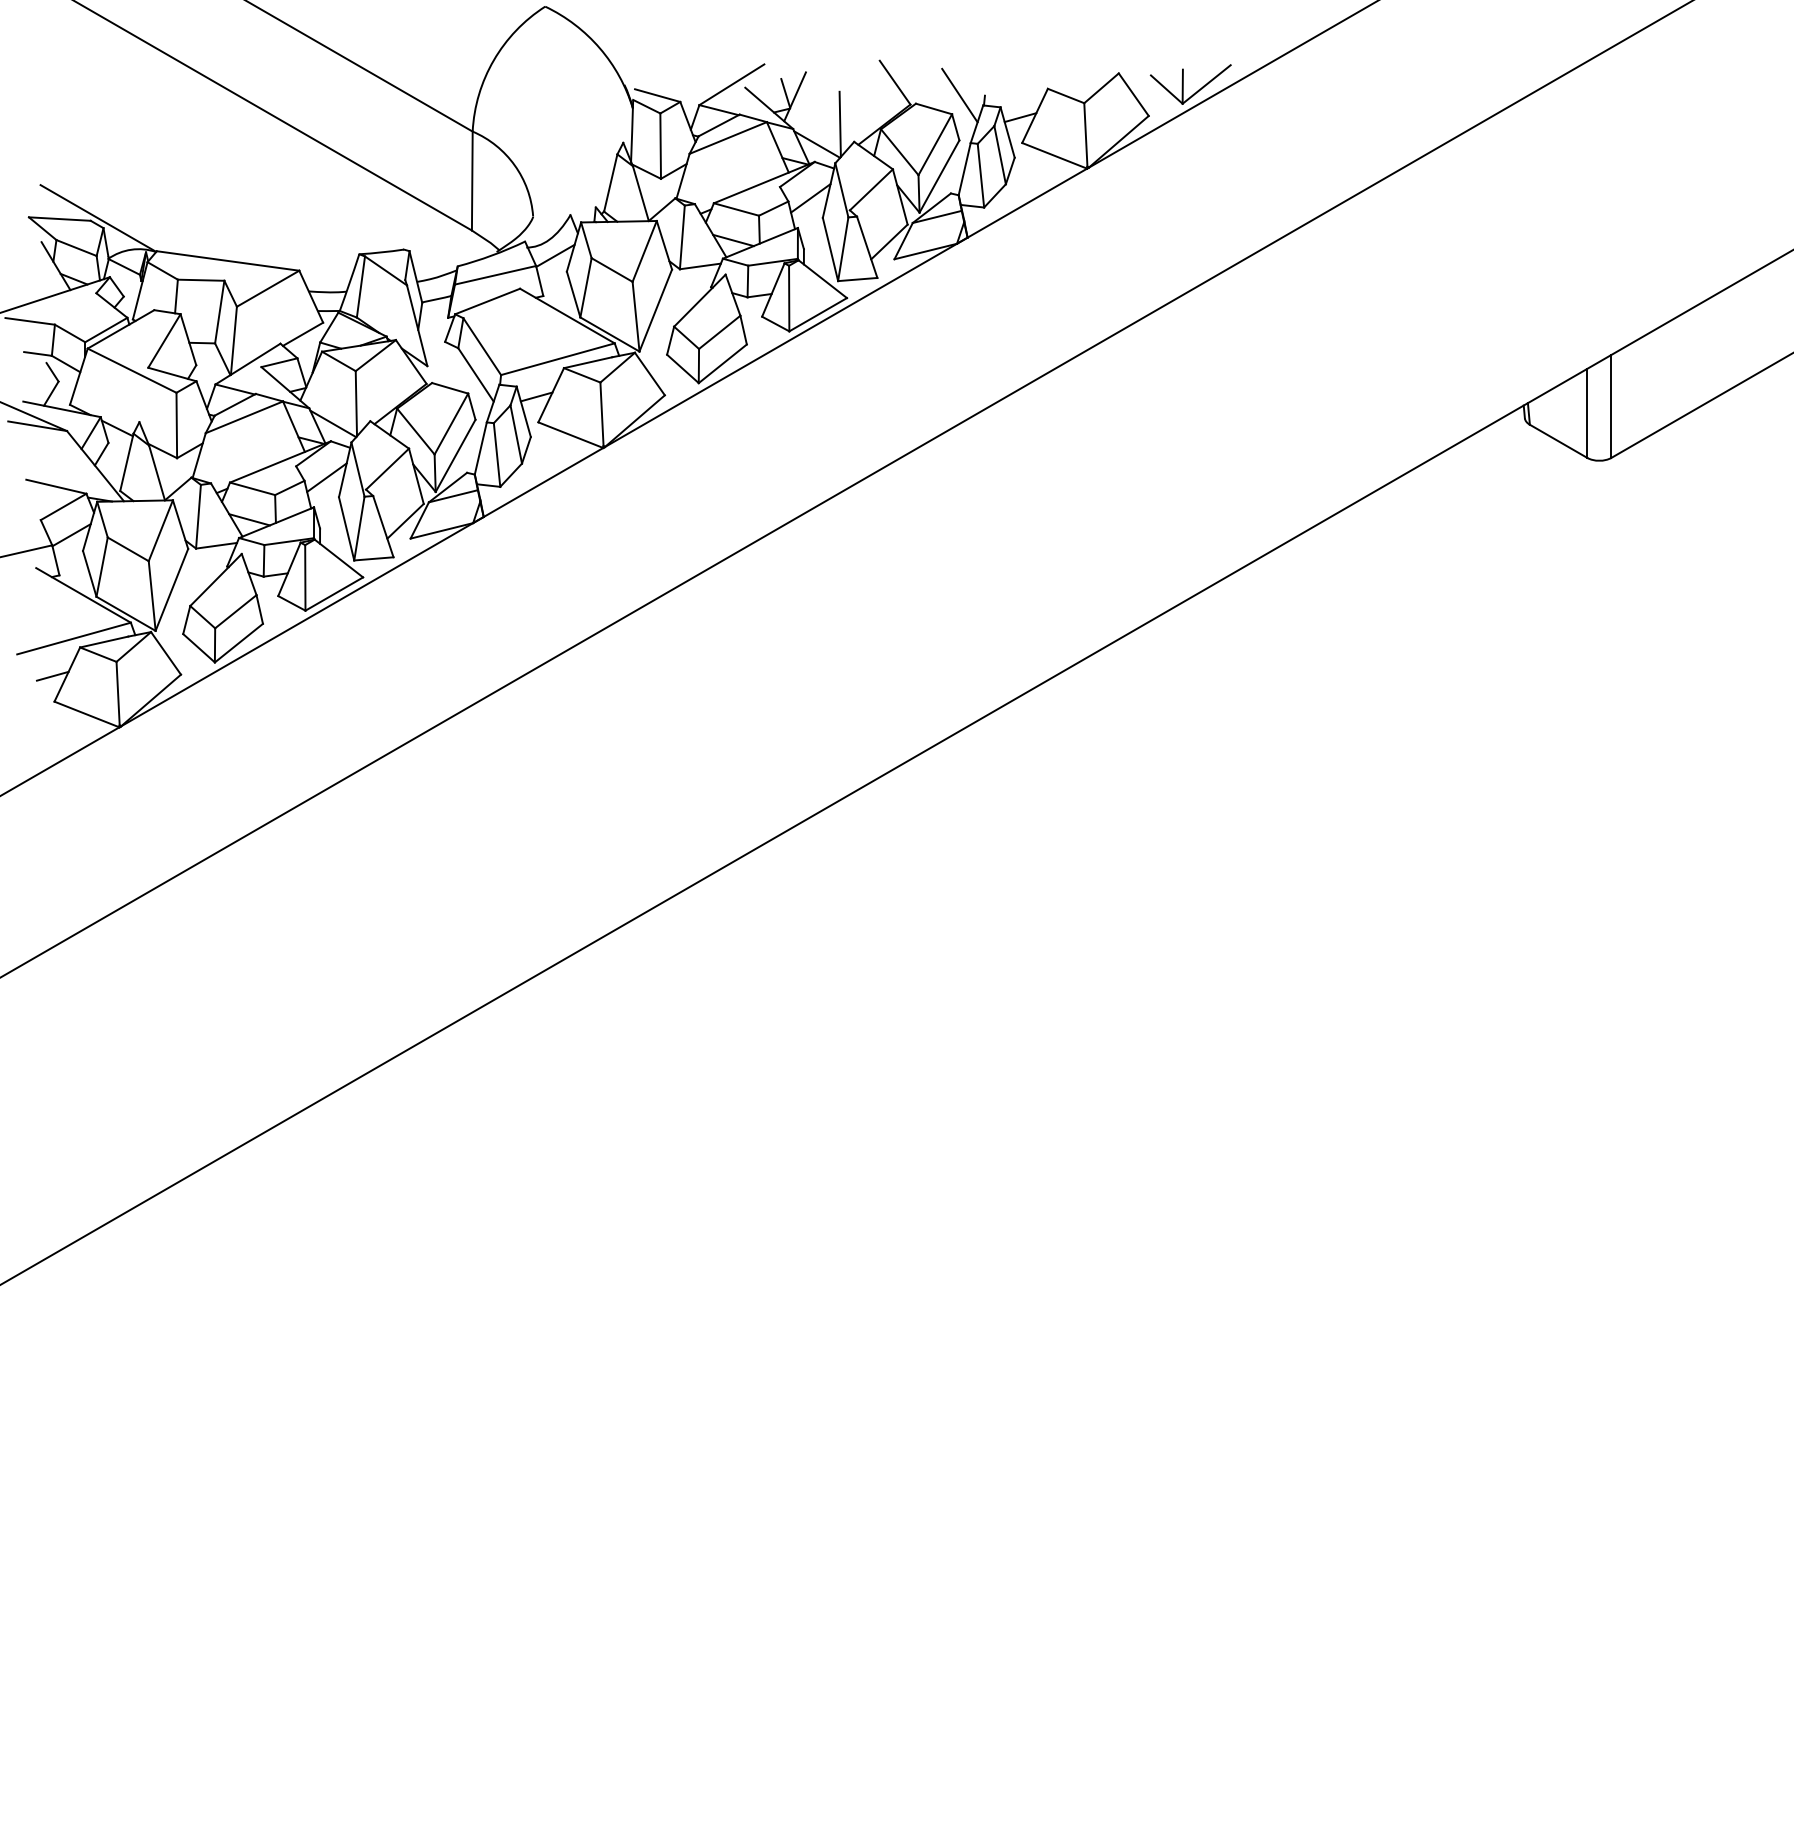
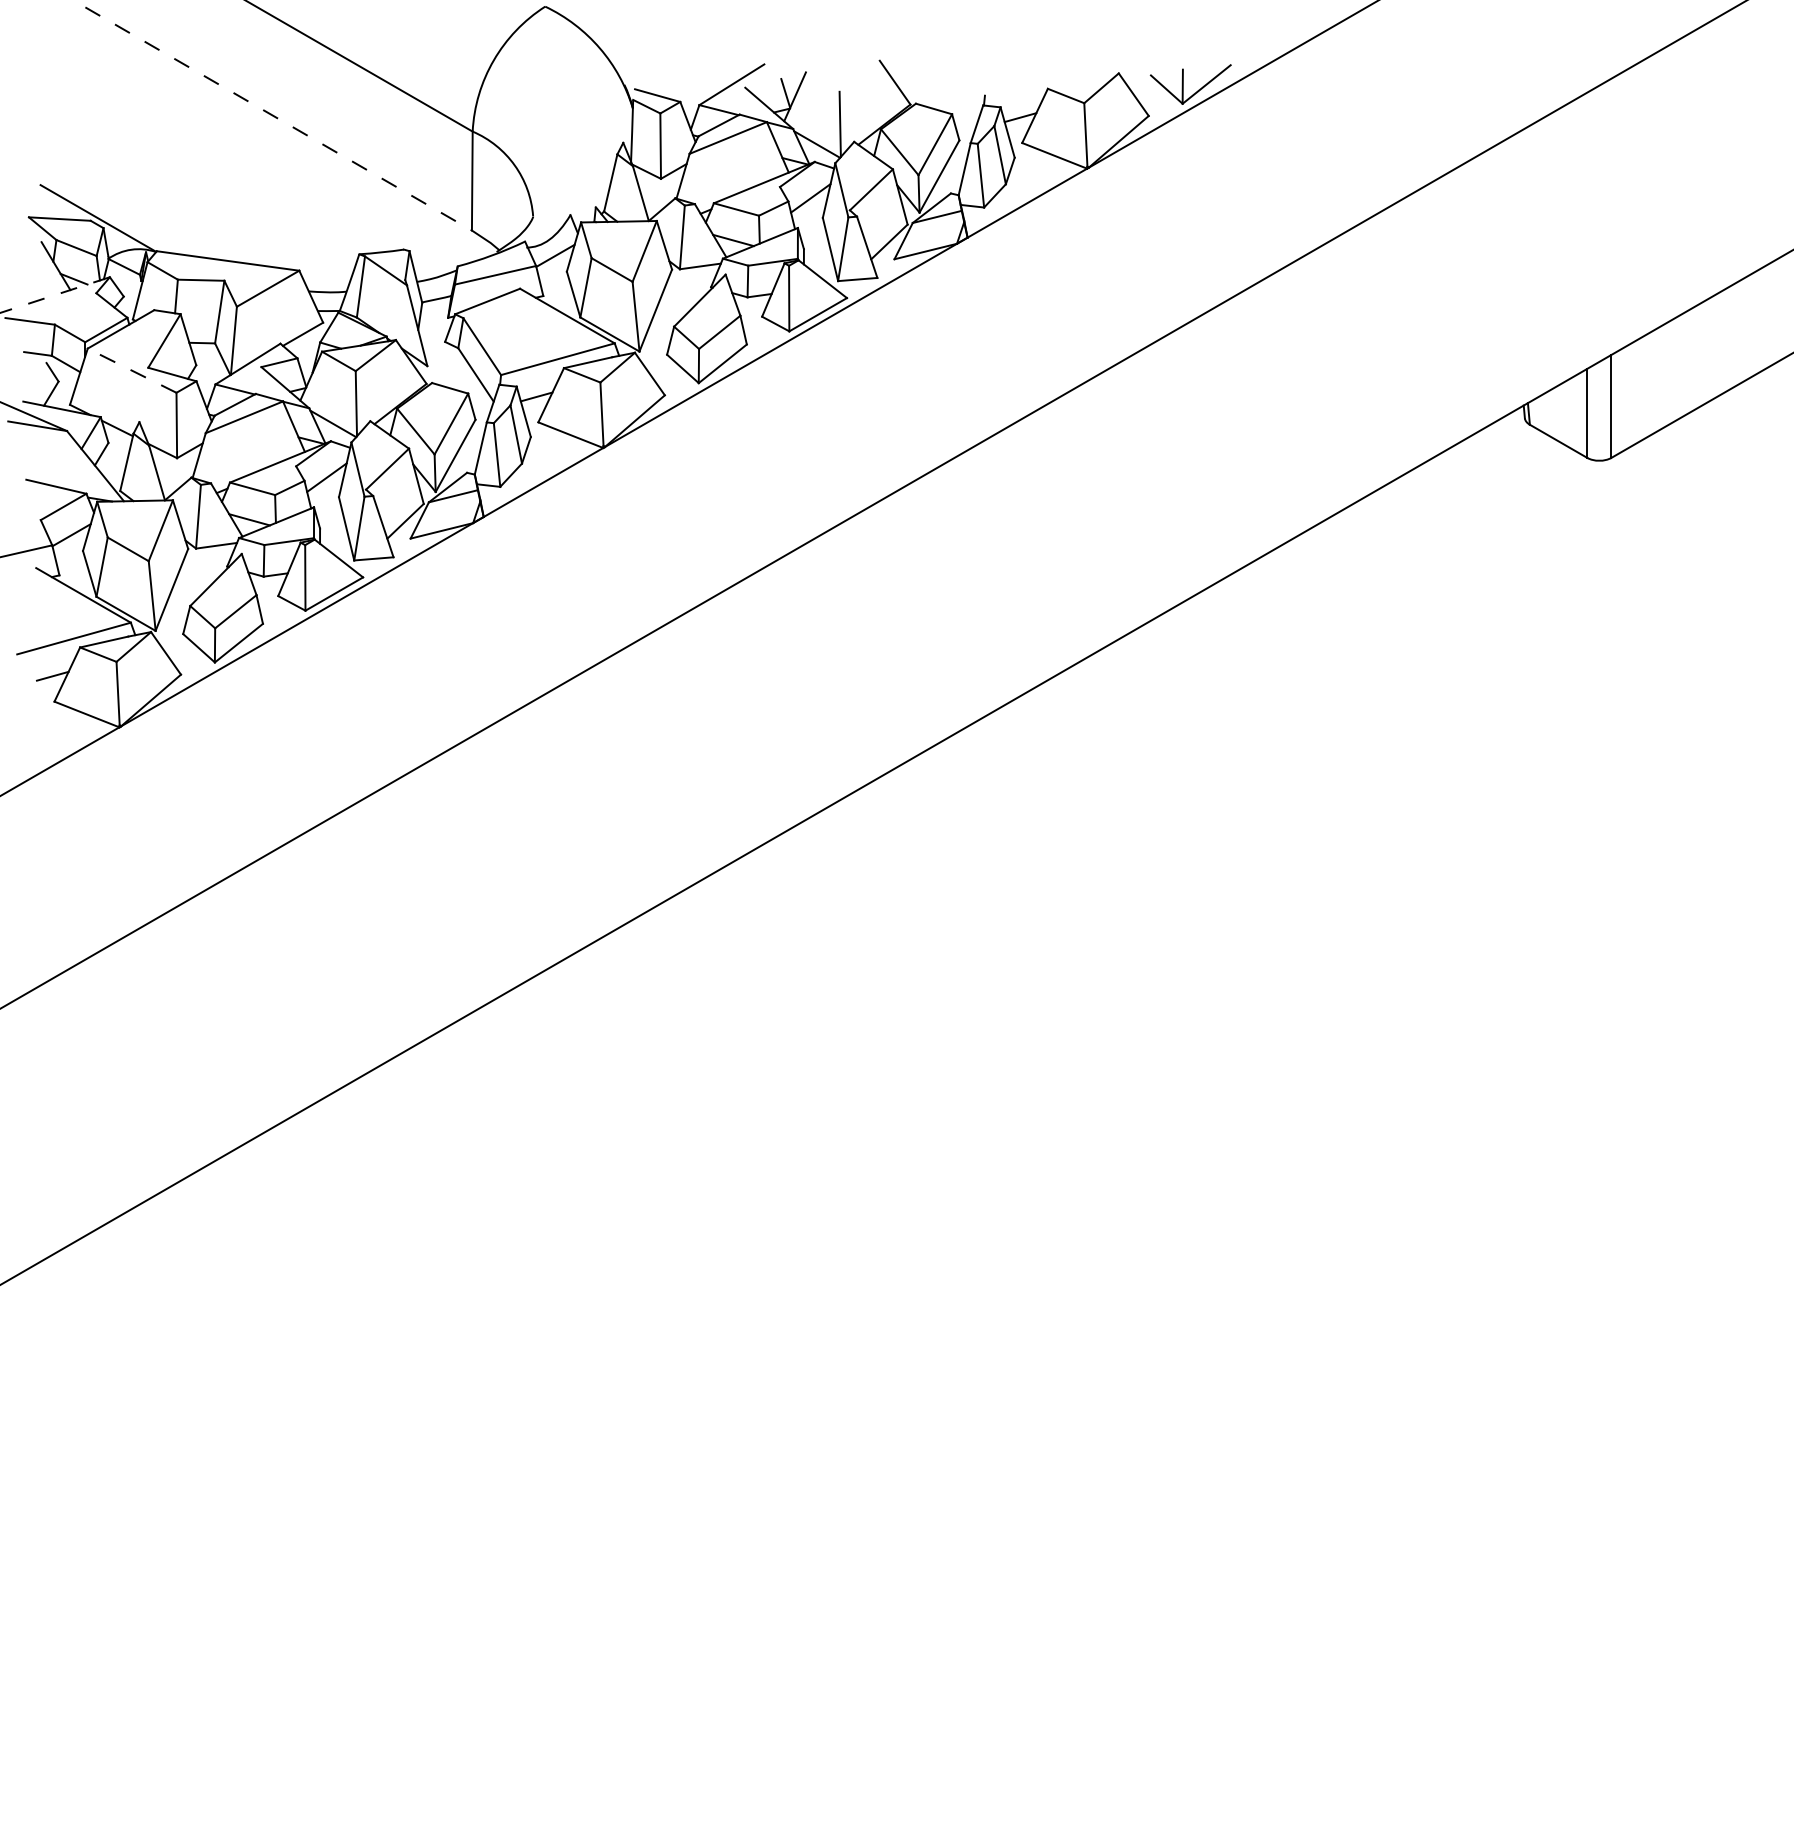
line: present -> none (959, 95)
line: solid -> dashed (272, 115)
line: solid -> dashed (55, 295)
line: solid -> dashed (132, 370)
line position: (846, 489) -> (872, 504) (872, 504)
